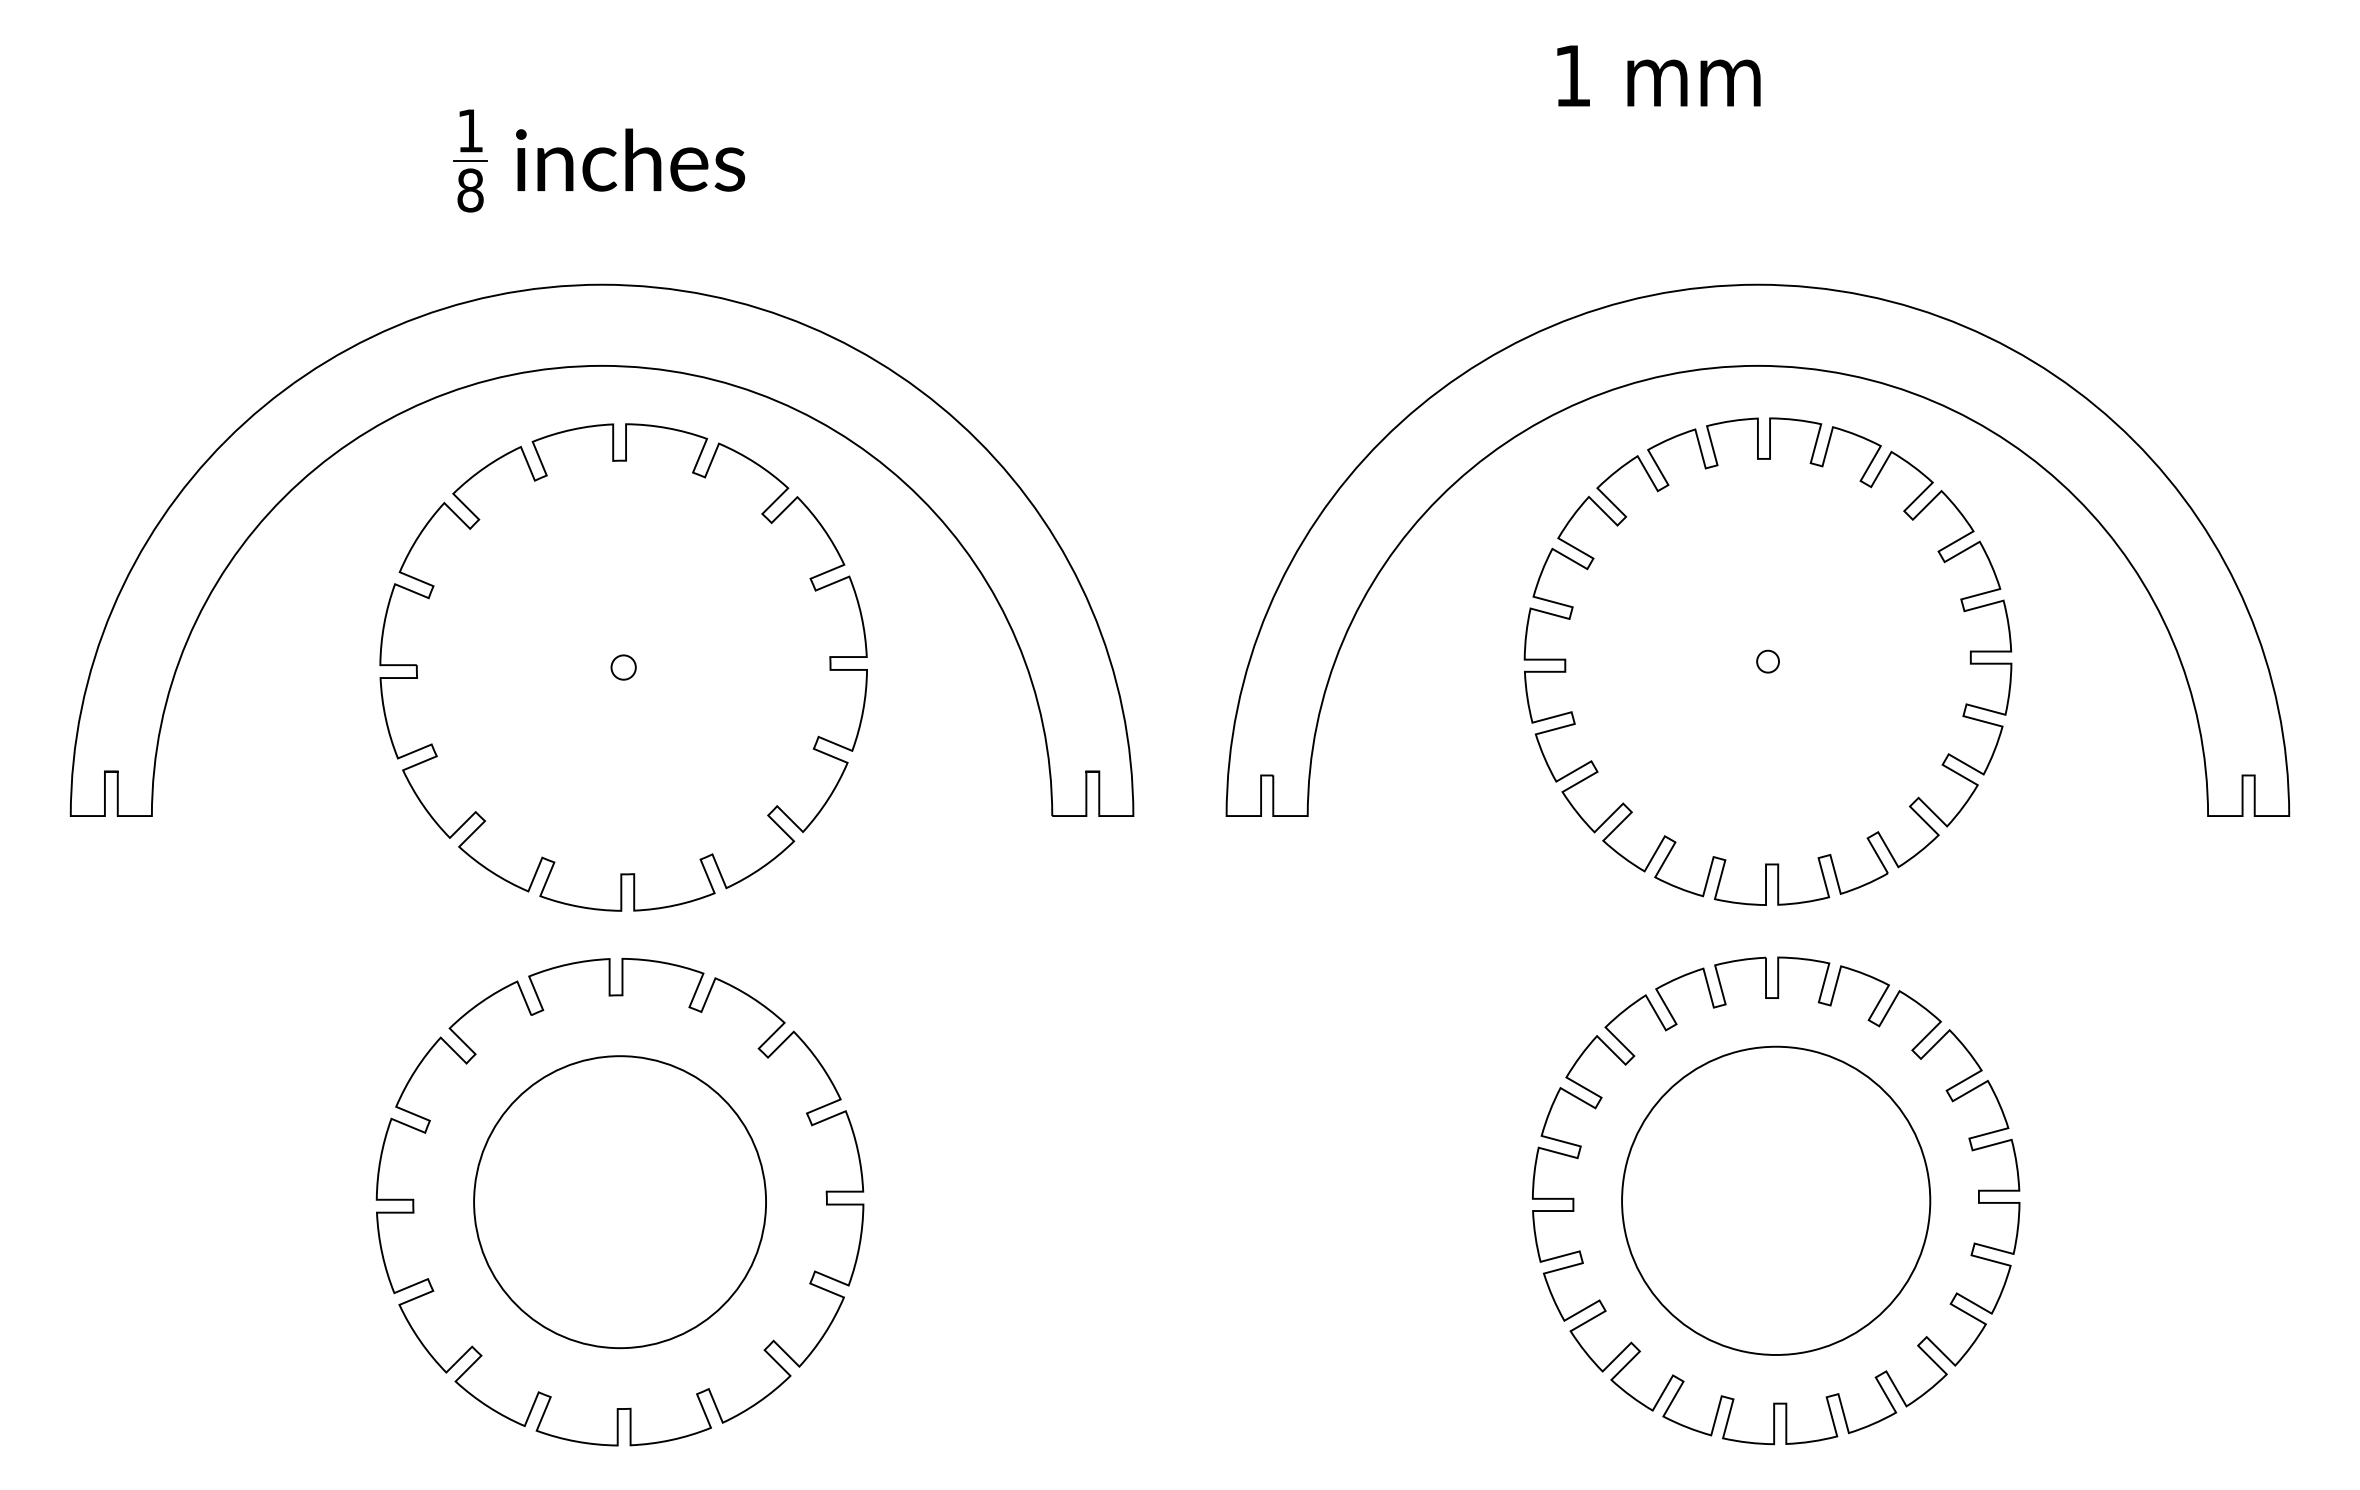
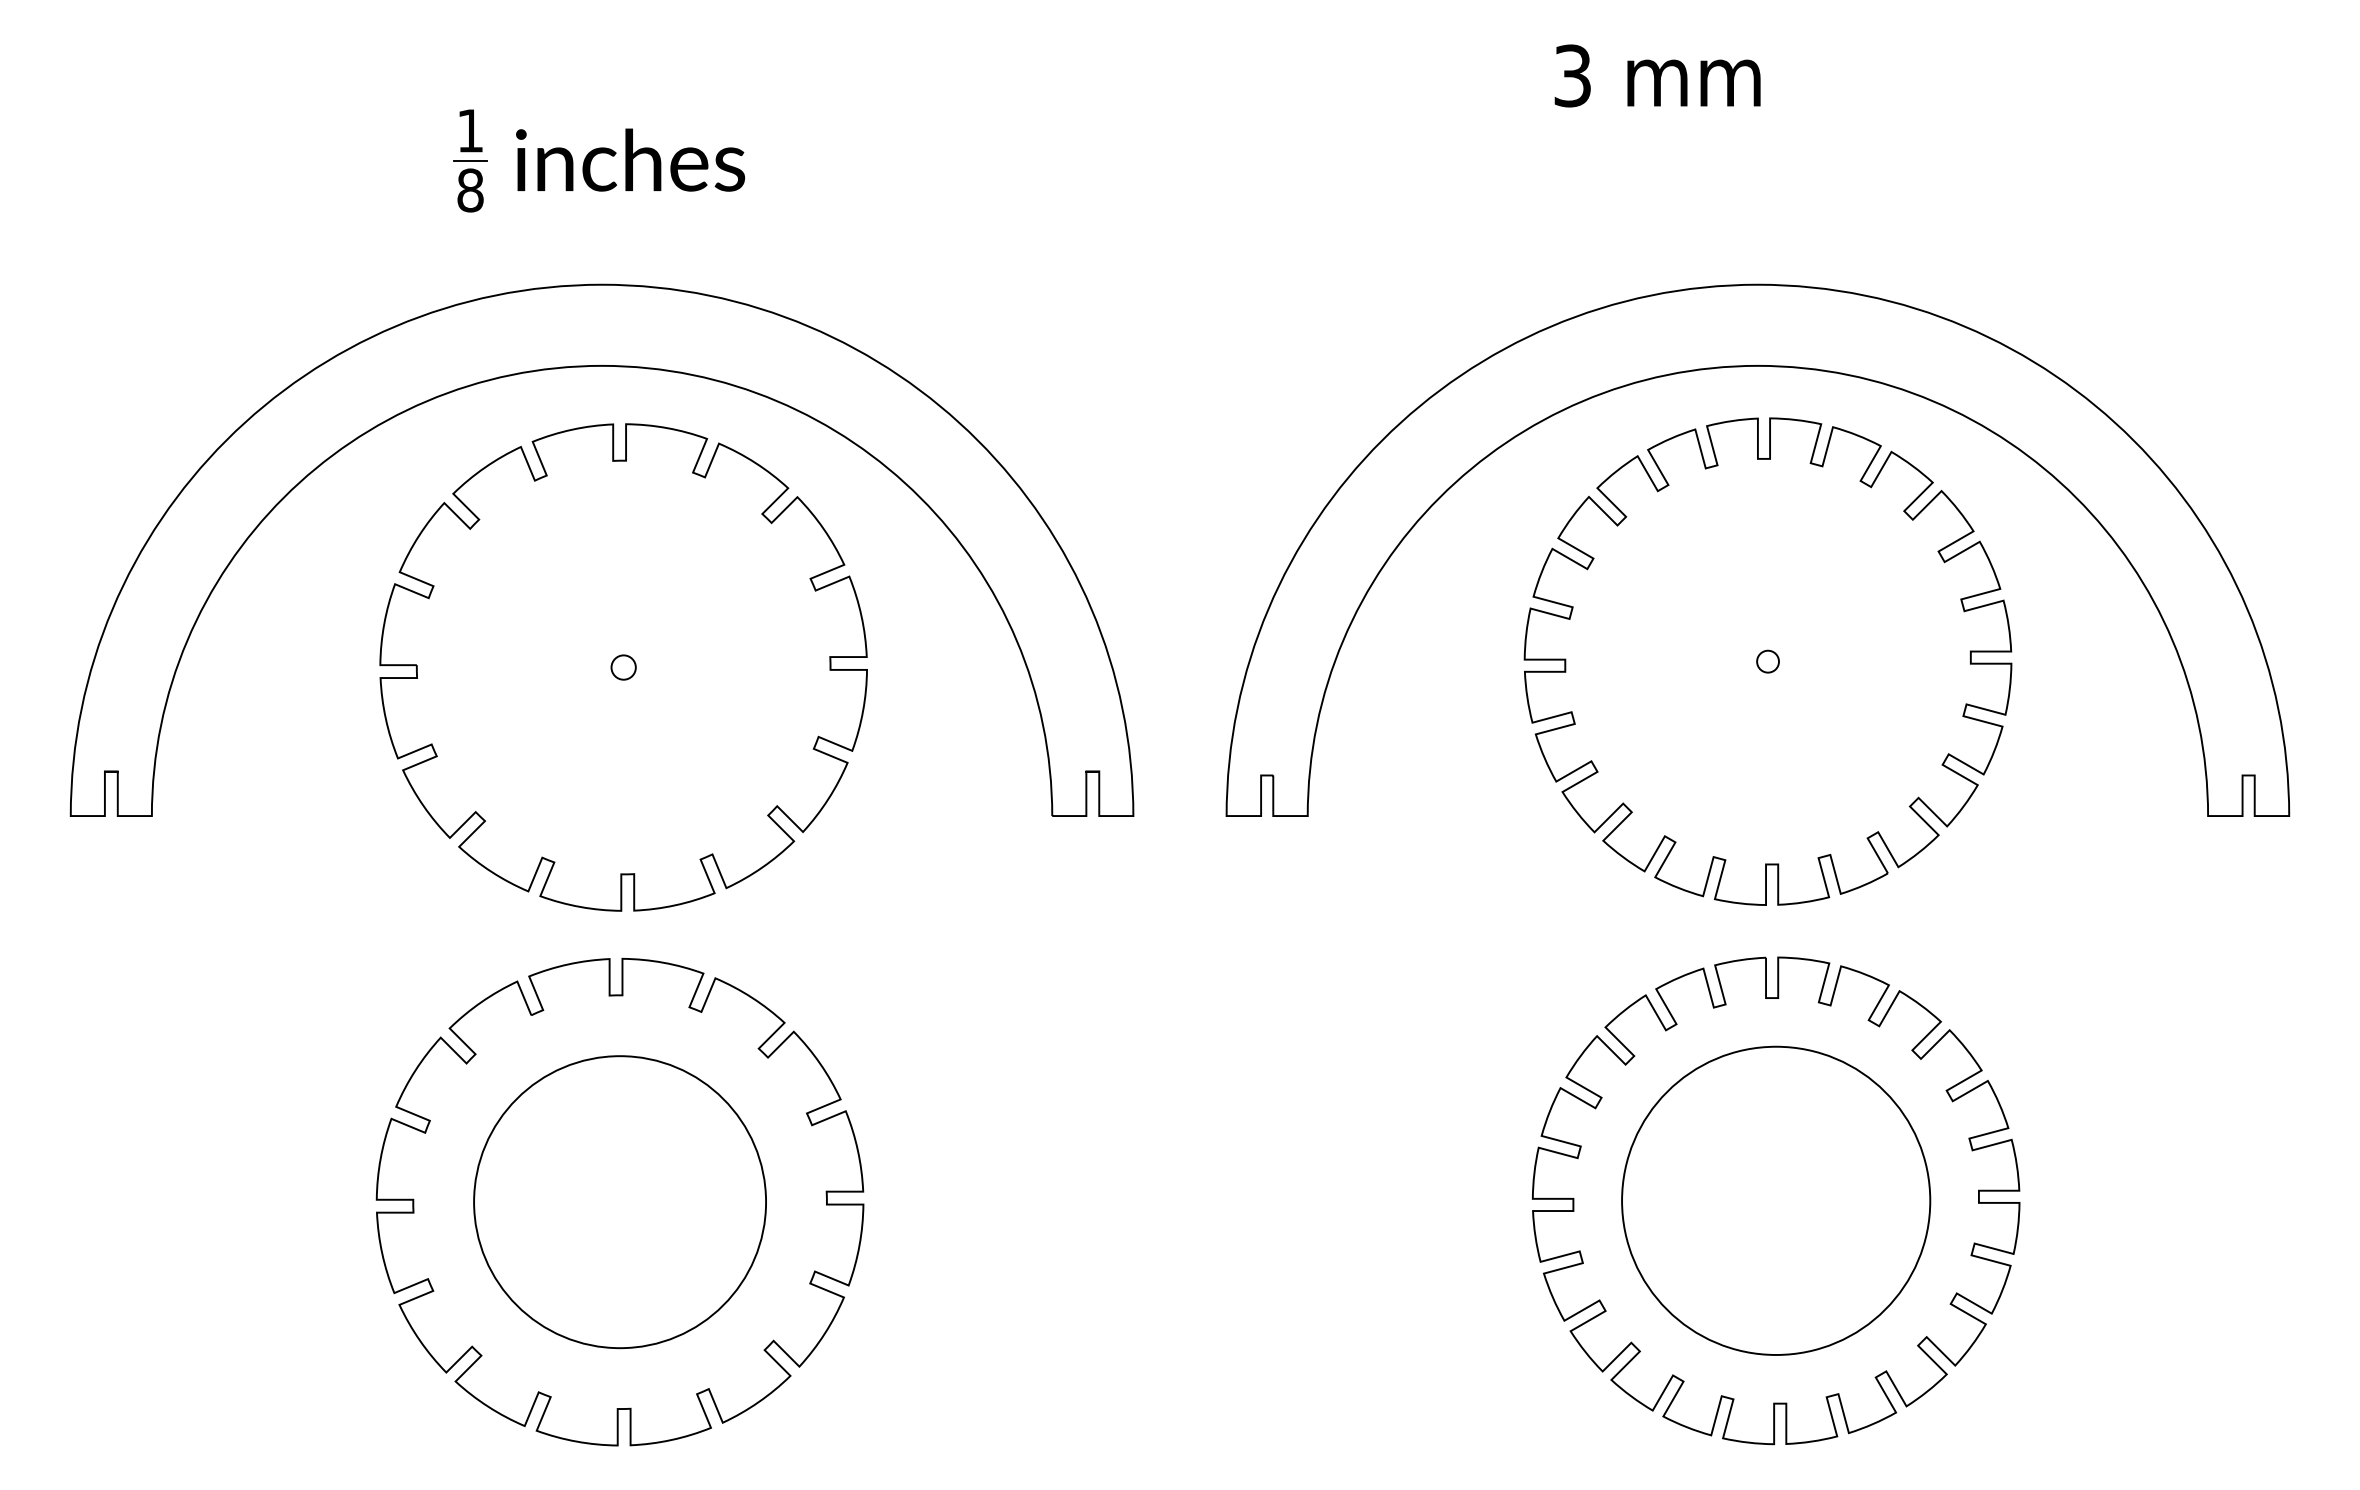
text: 1 -> 3 (1572, 75)
